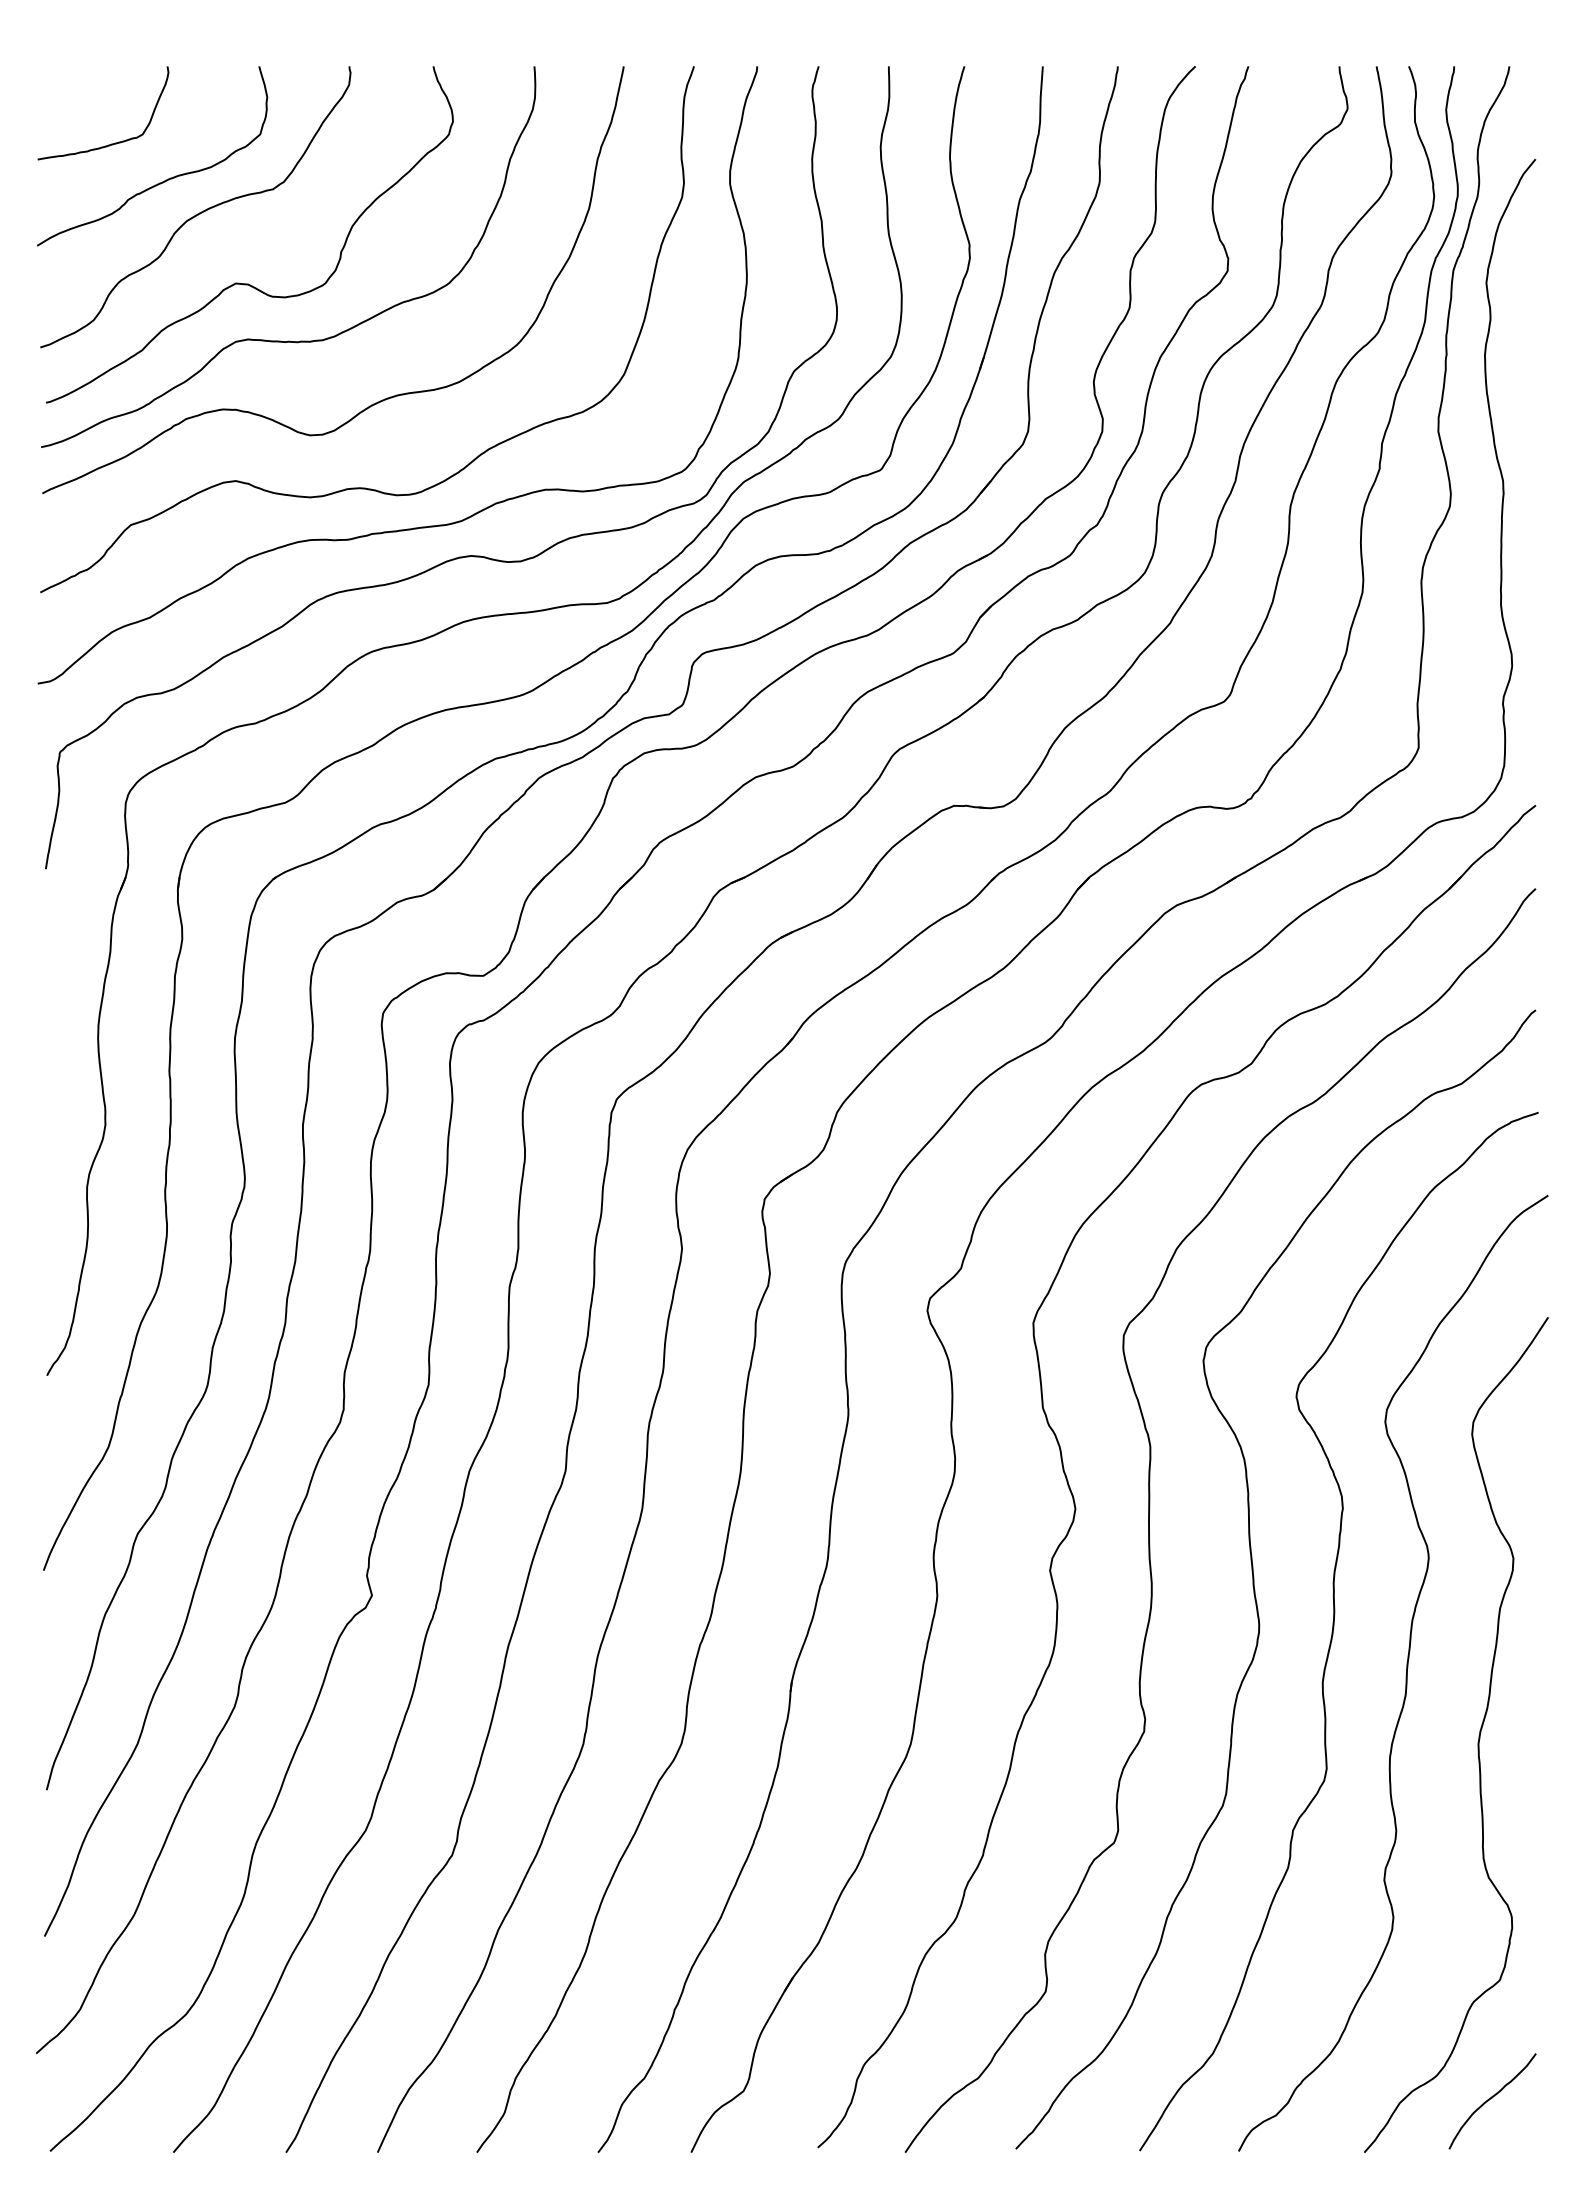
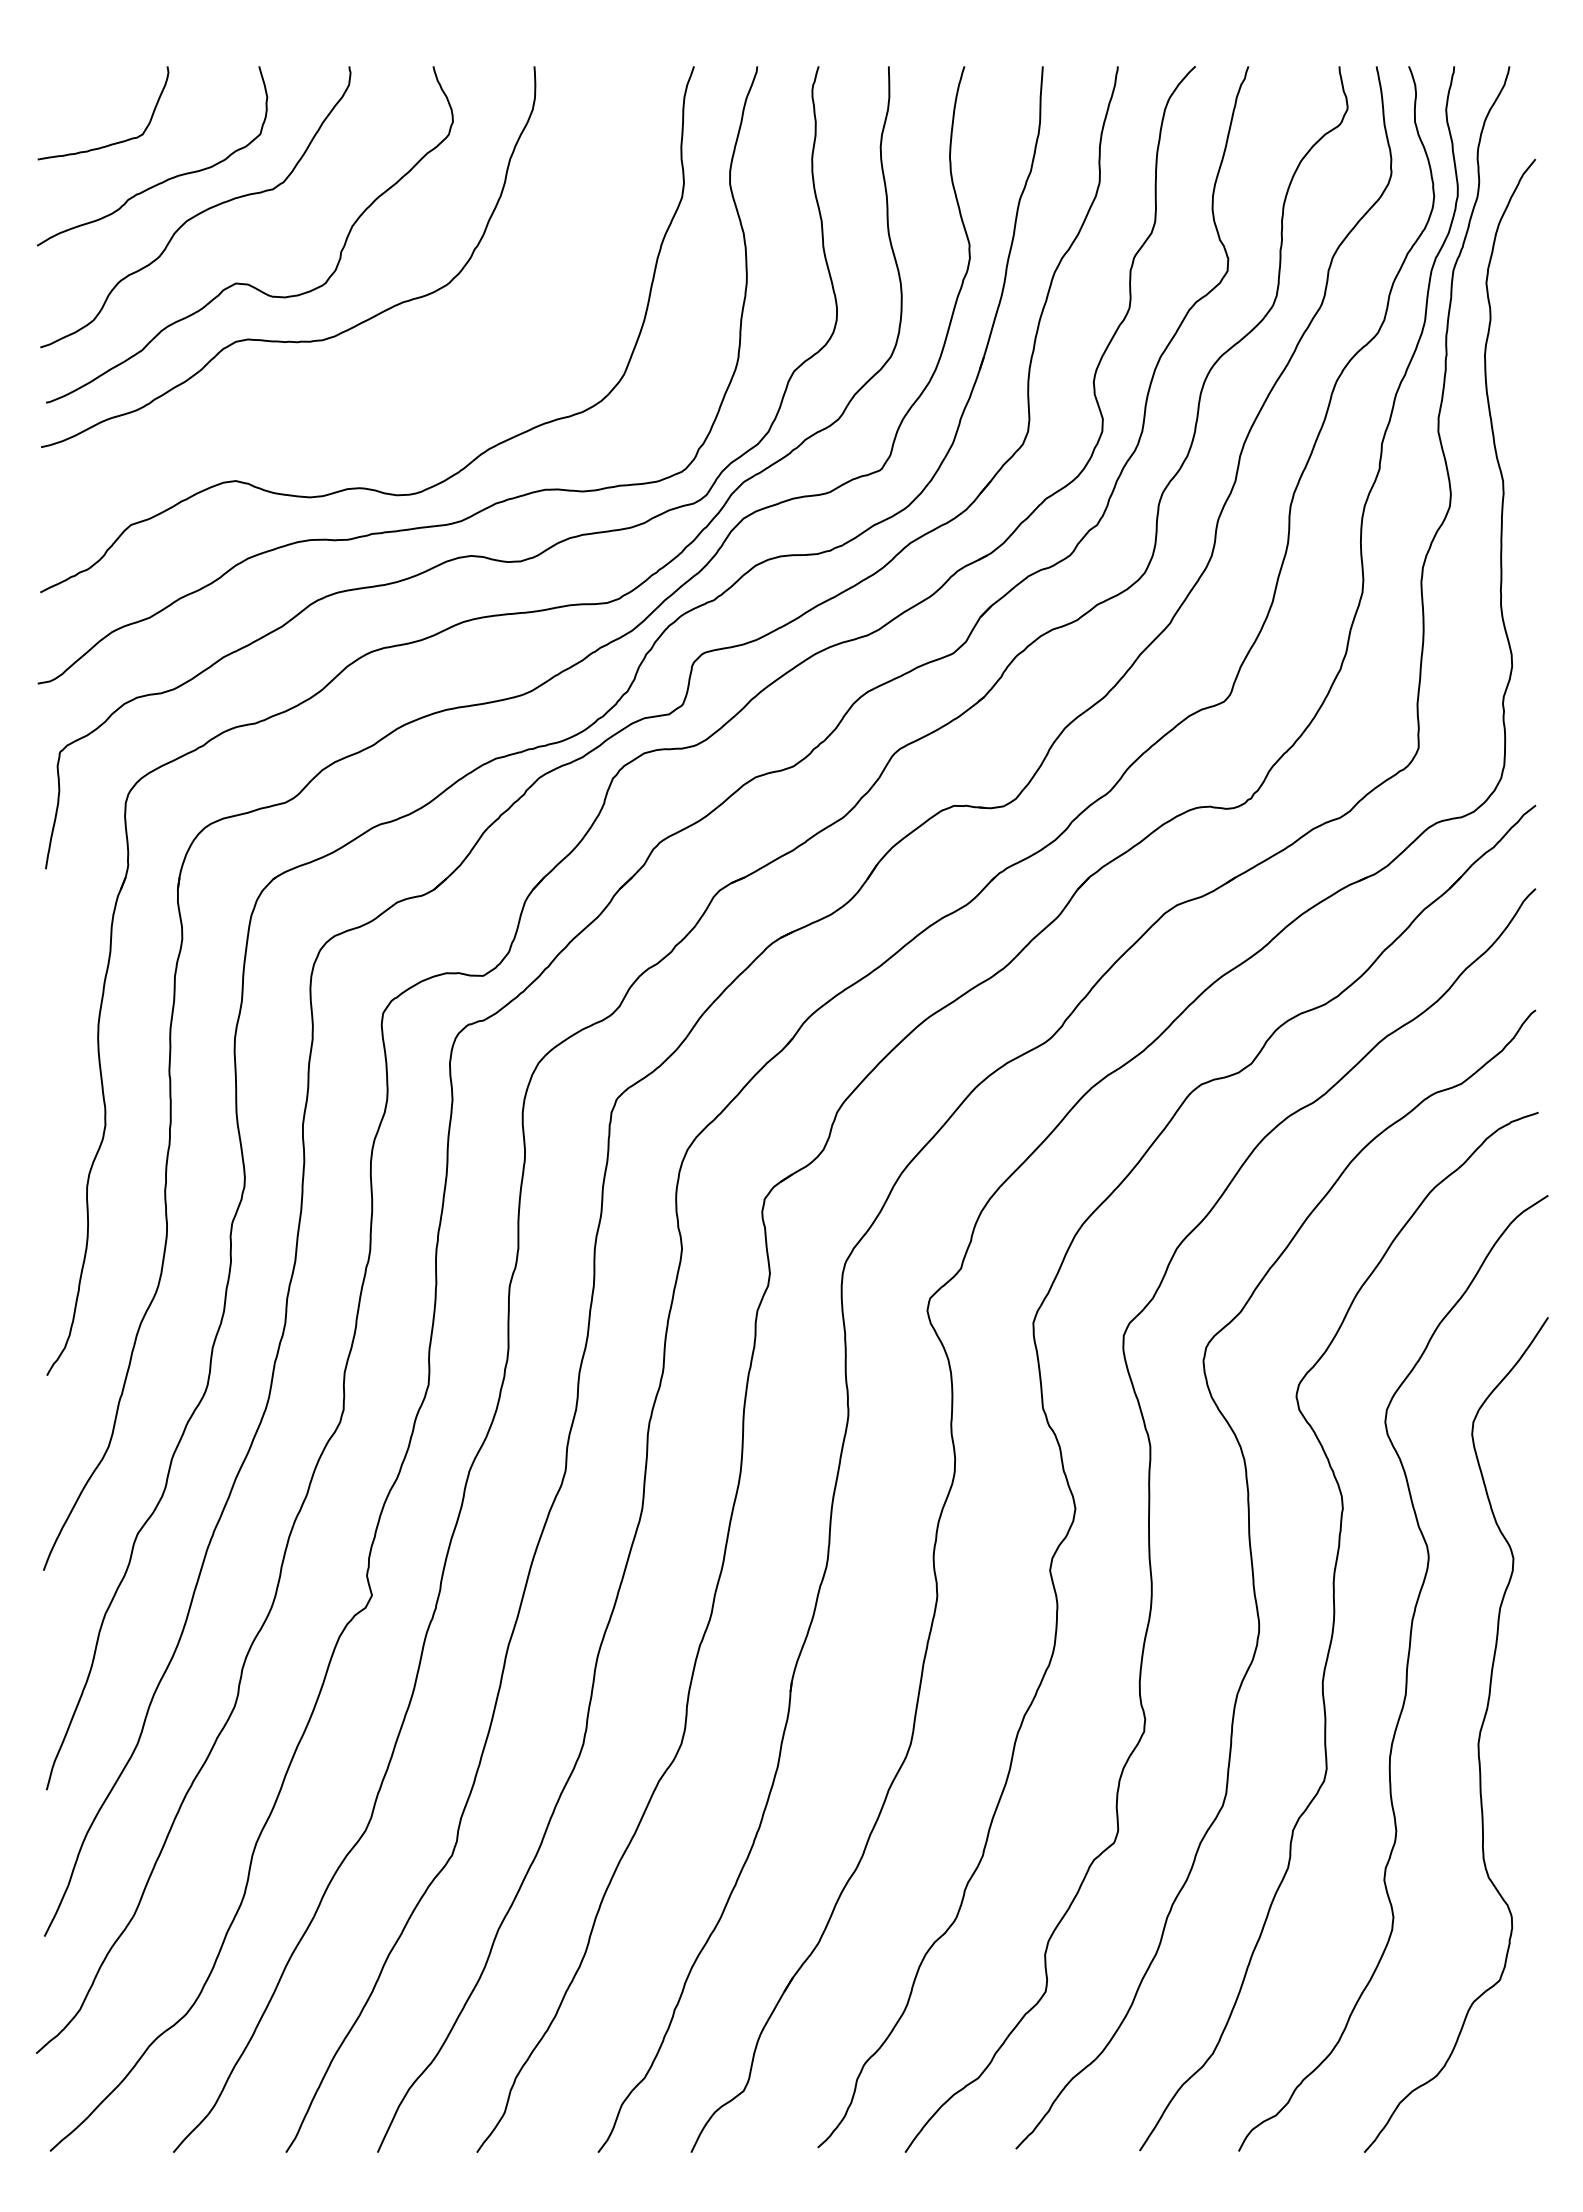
curve: present -> none (384, 398)
curve: present -> none (1490, 2099)
